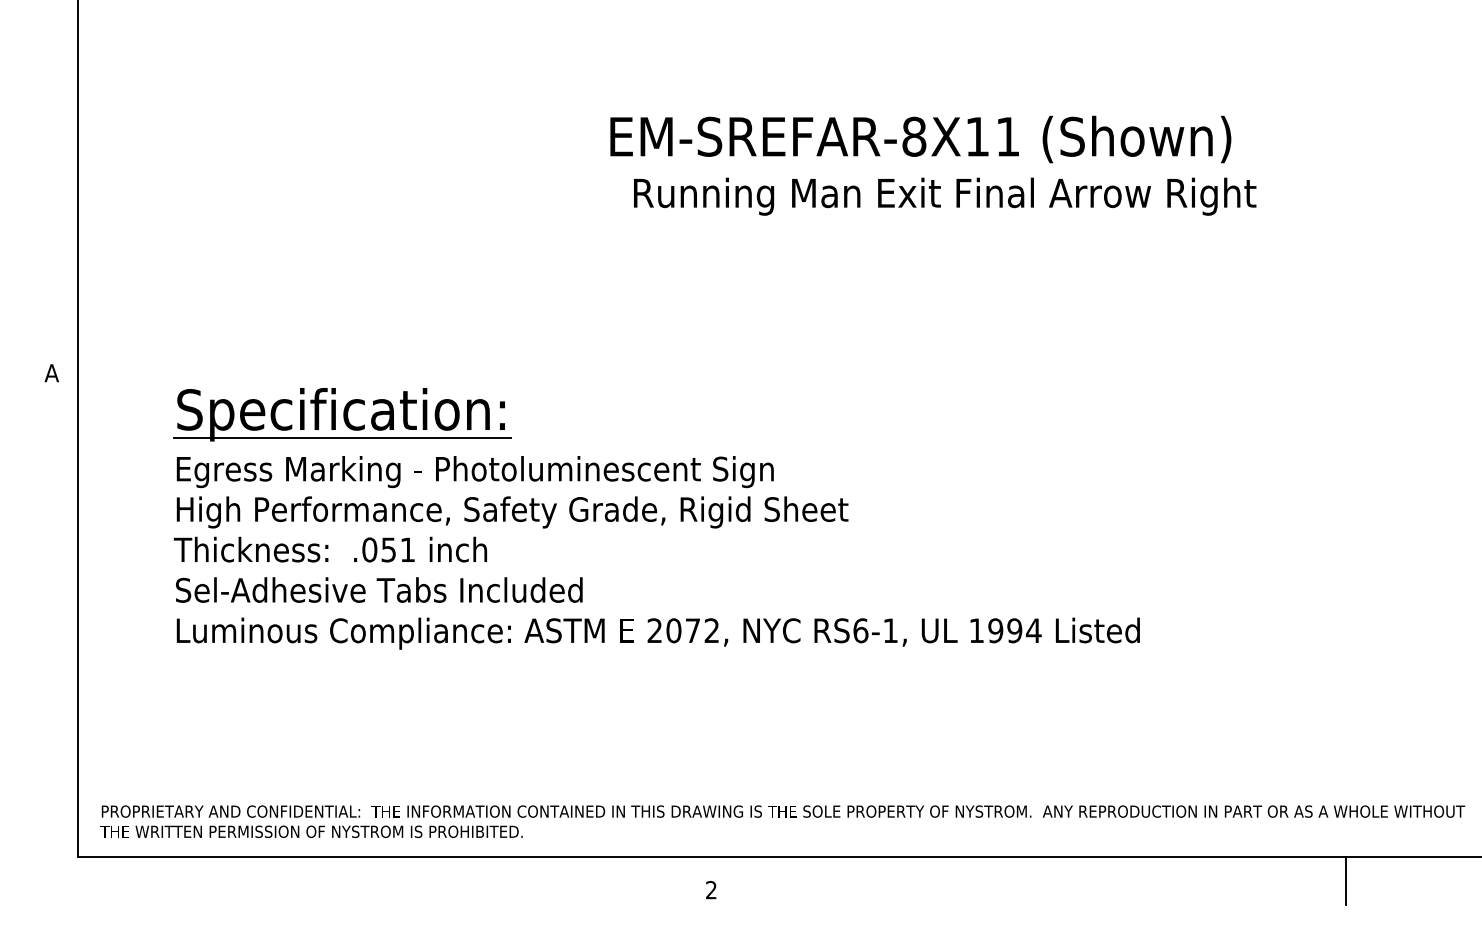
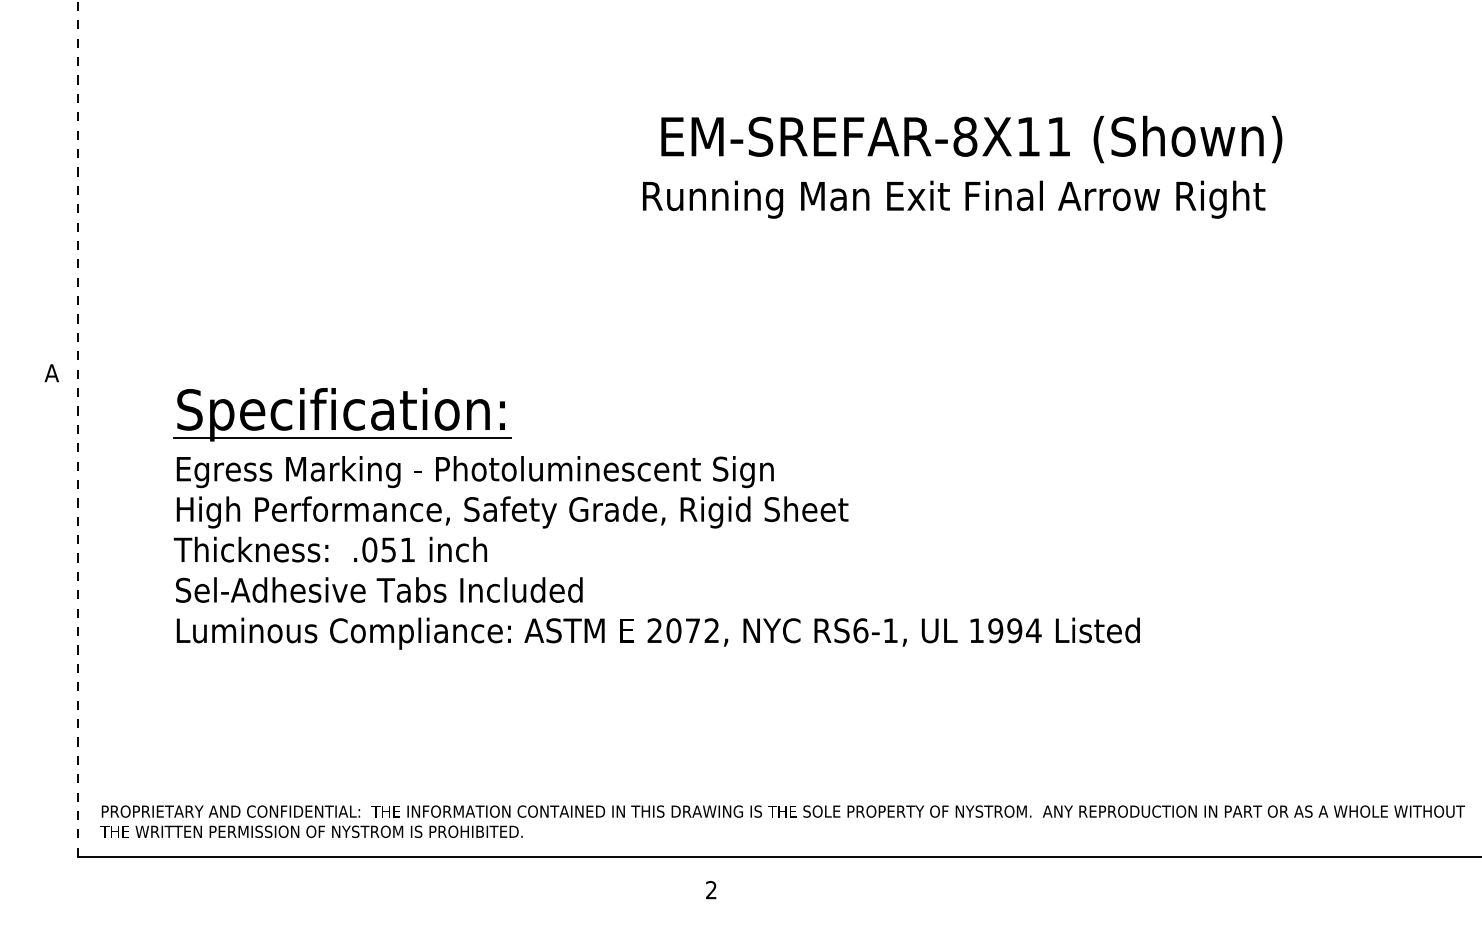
text position: (920, 139) -> (971, 139) (971, 139)
text position: (945, 196) -> (954, 199) (954, 199)
line: solid -> dashed (77, 428)
line: present -> none (1346, 880)
